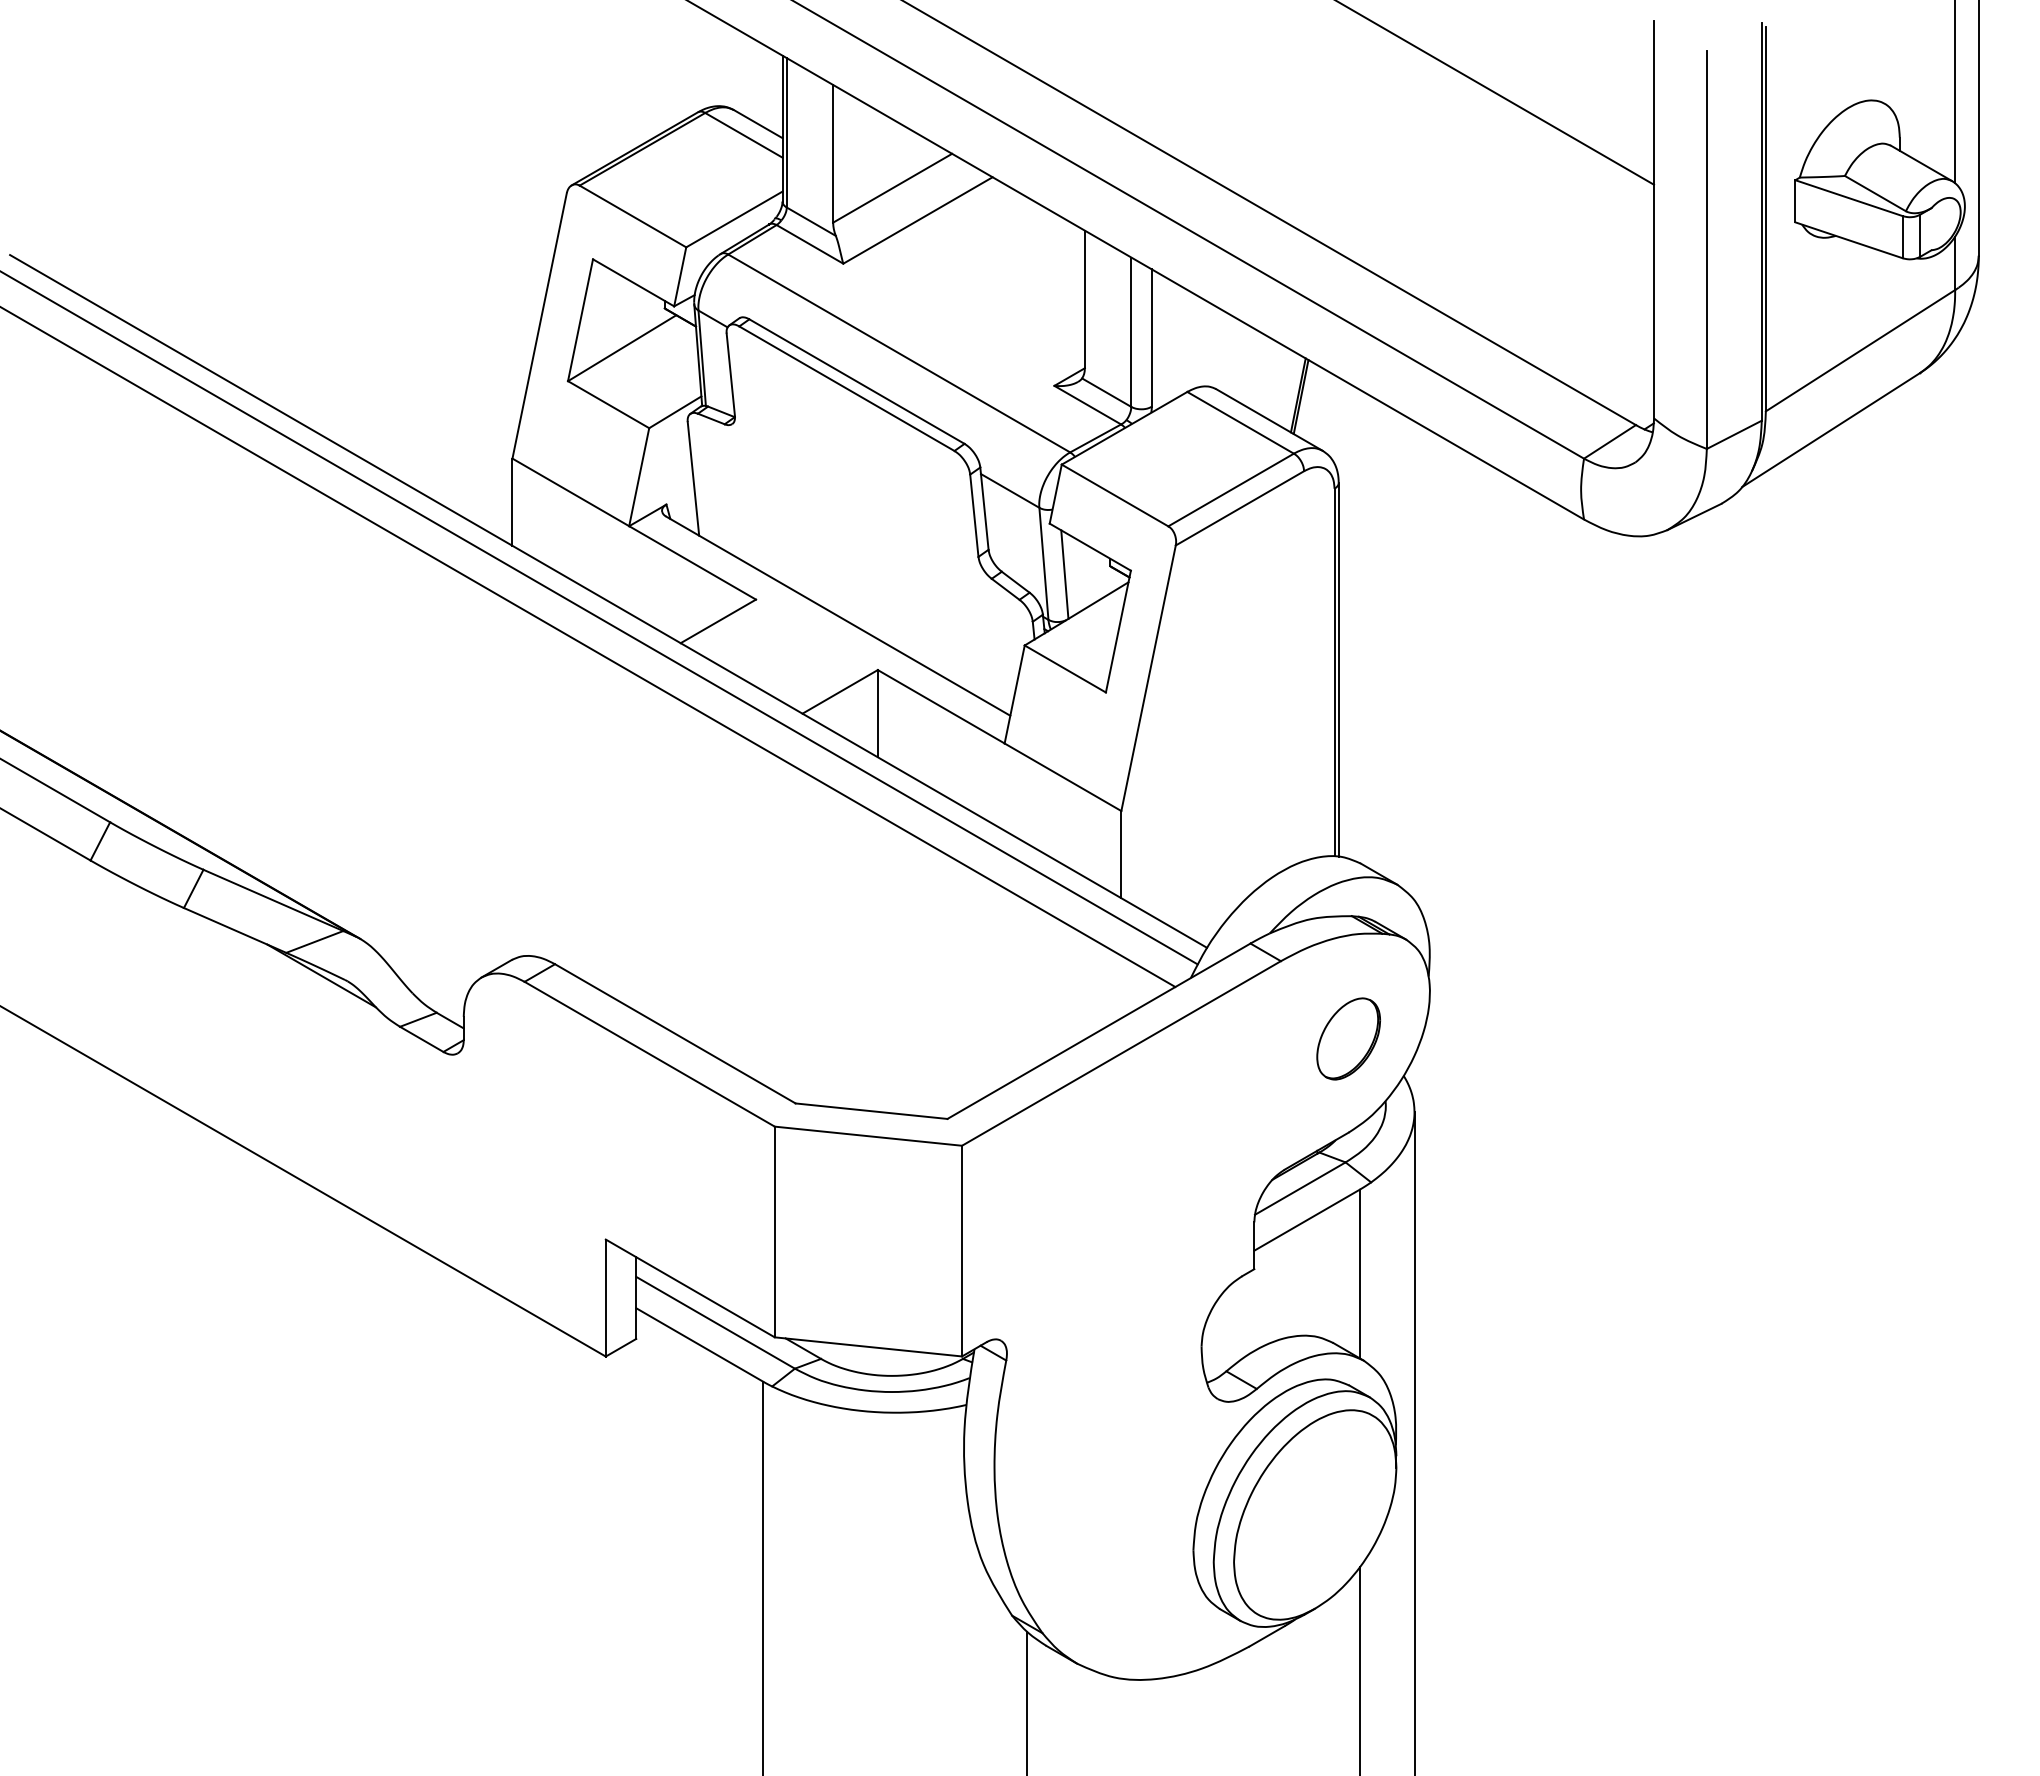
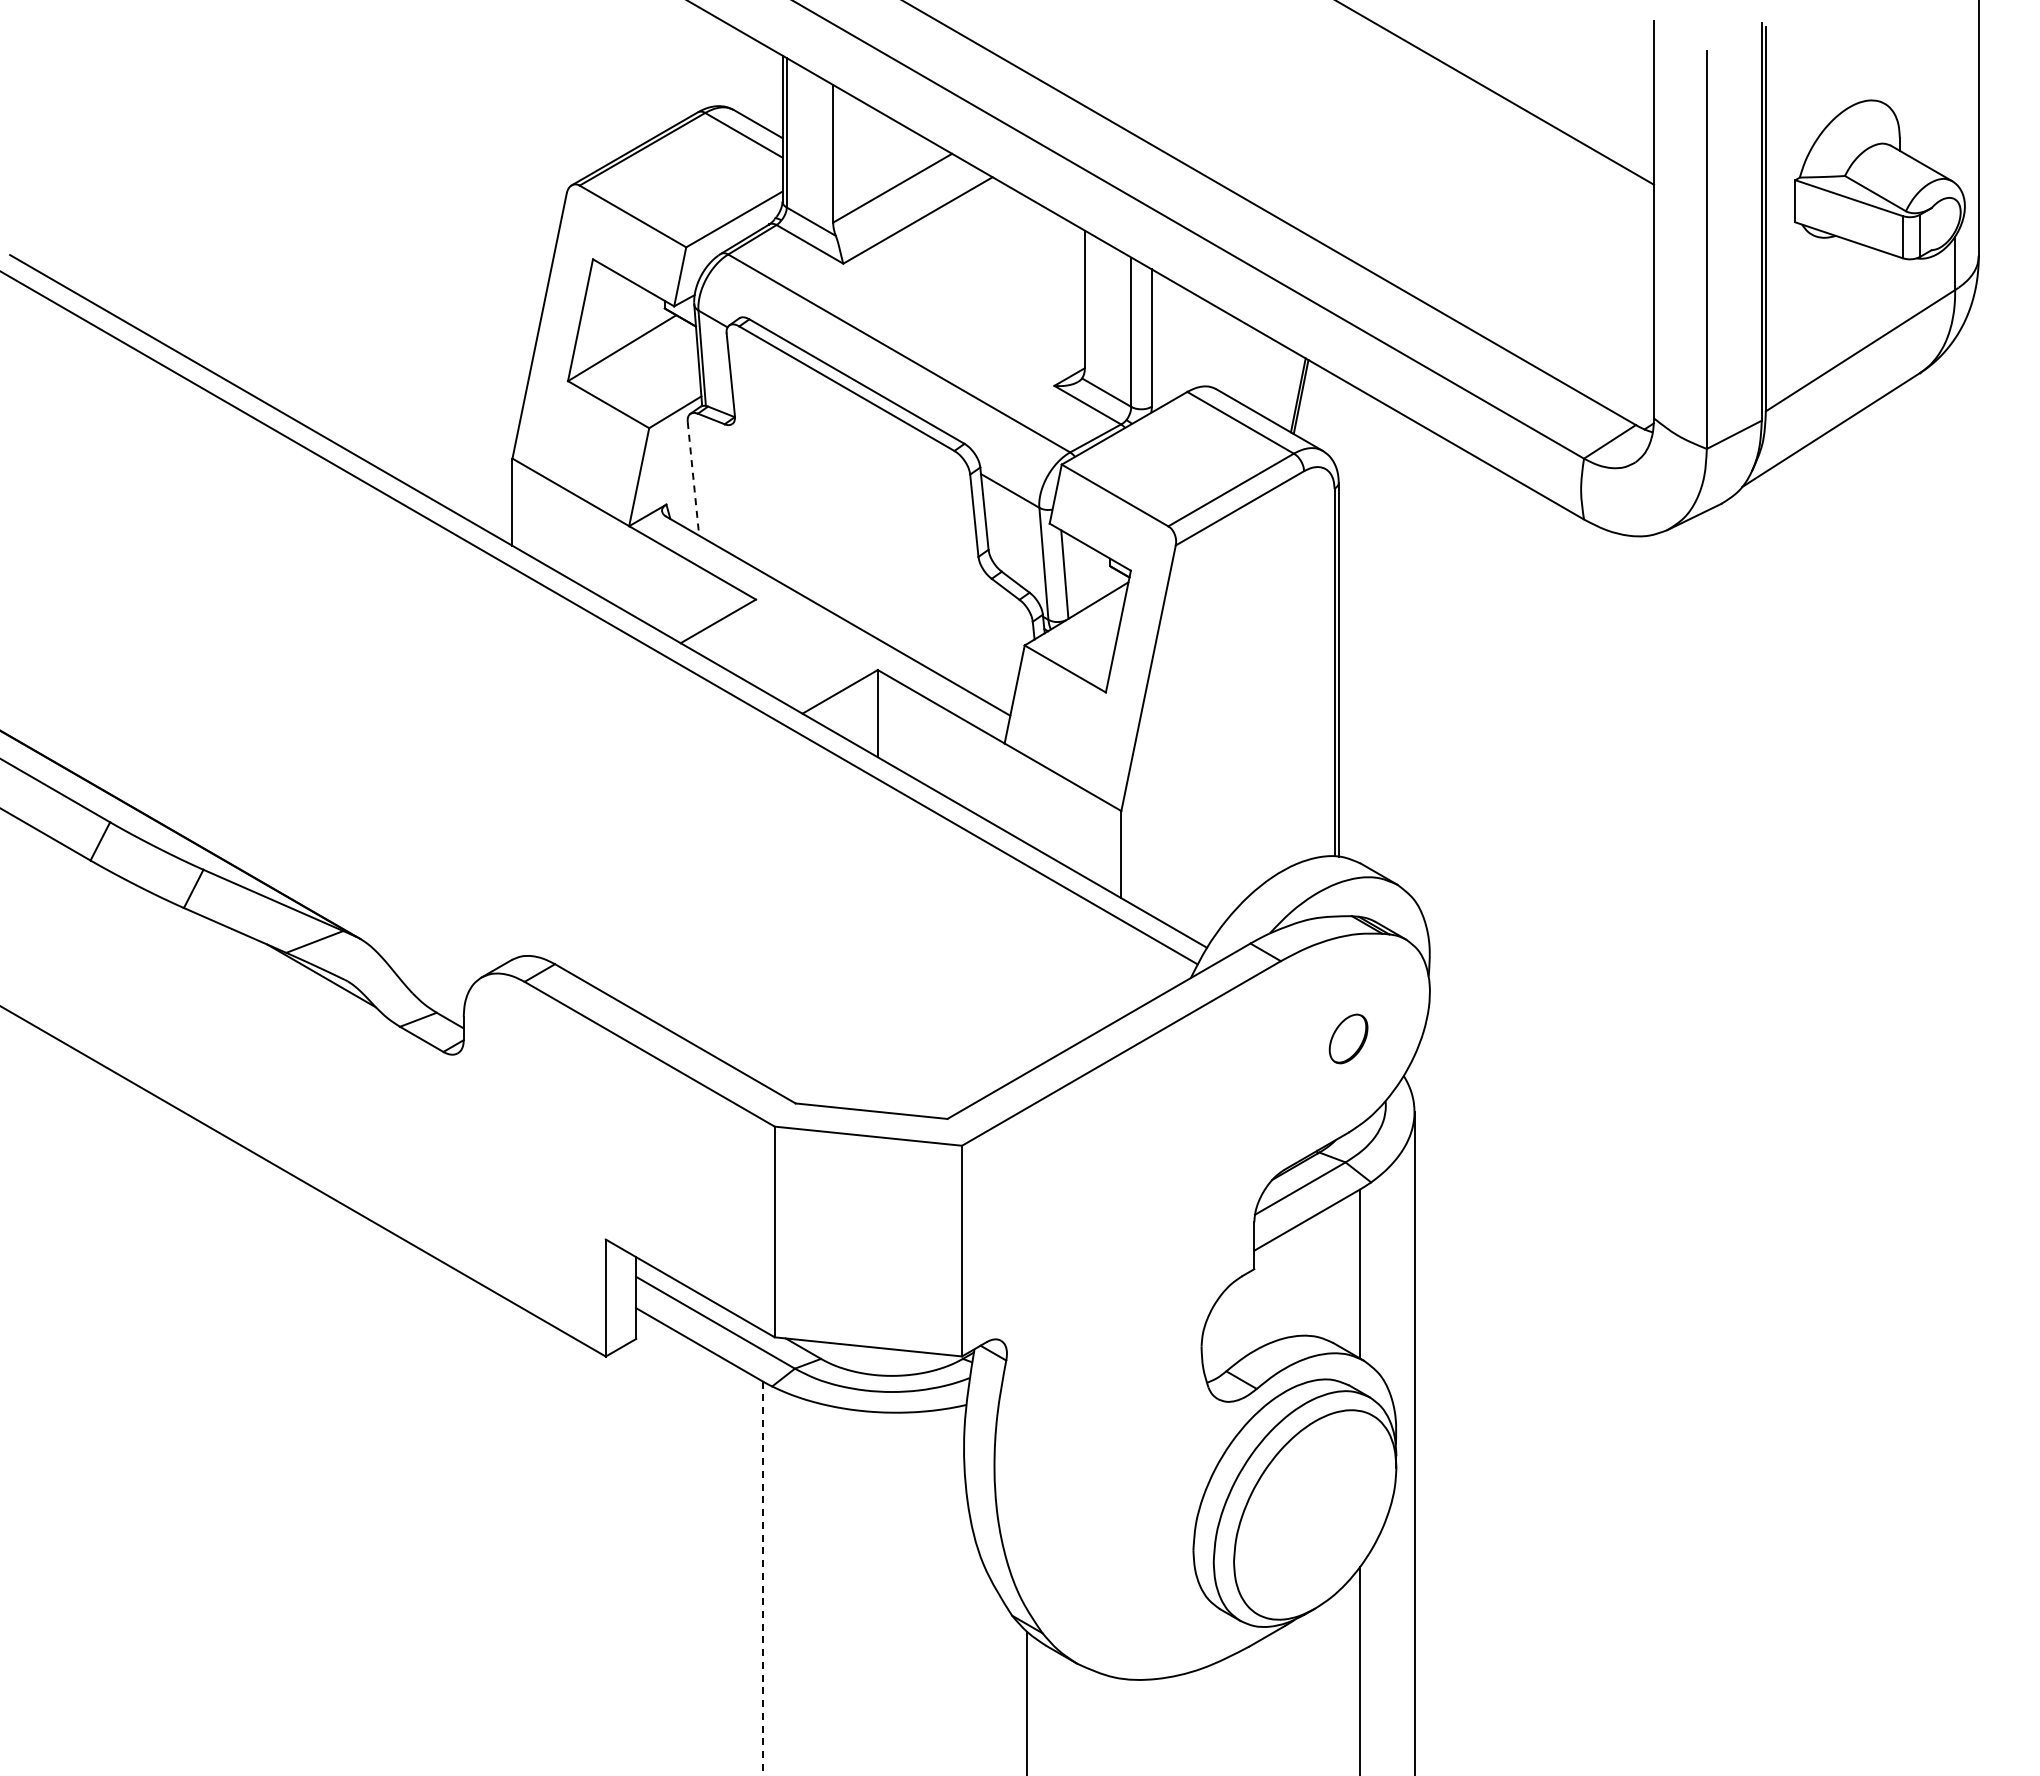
line: present -> none (1955, 92)
line: solid -> dashed (693, 479)
line: present -> none (588, 647)
part size: 65x84 px -> 41x52 px (1348, 1038)
line: solid -> dashed (763, 1578)
